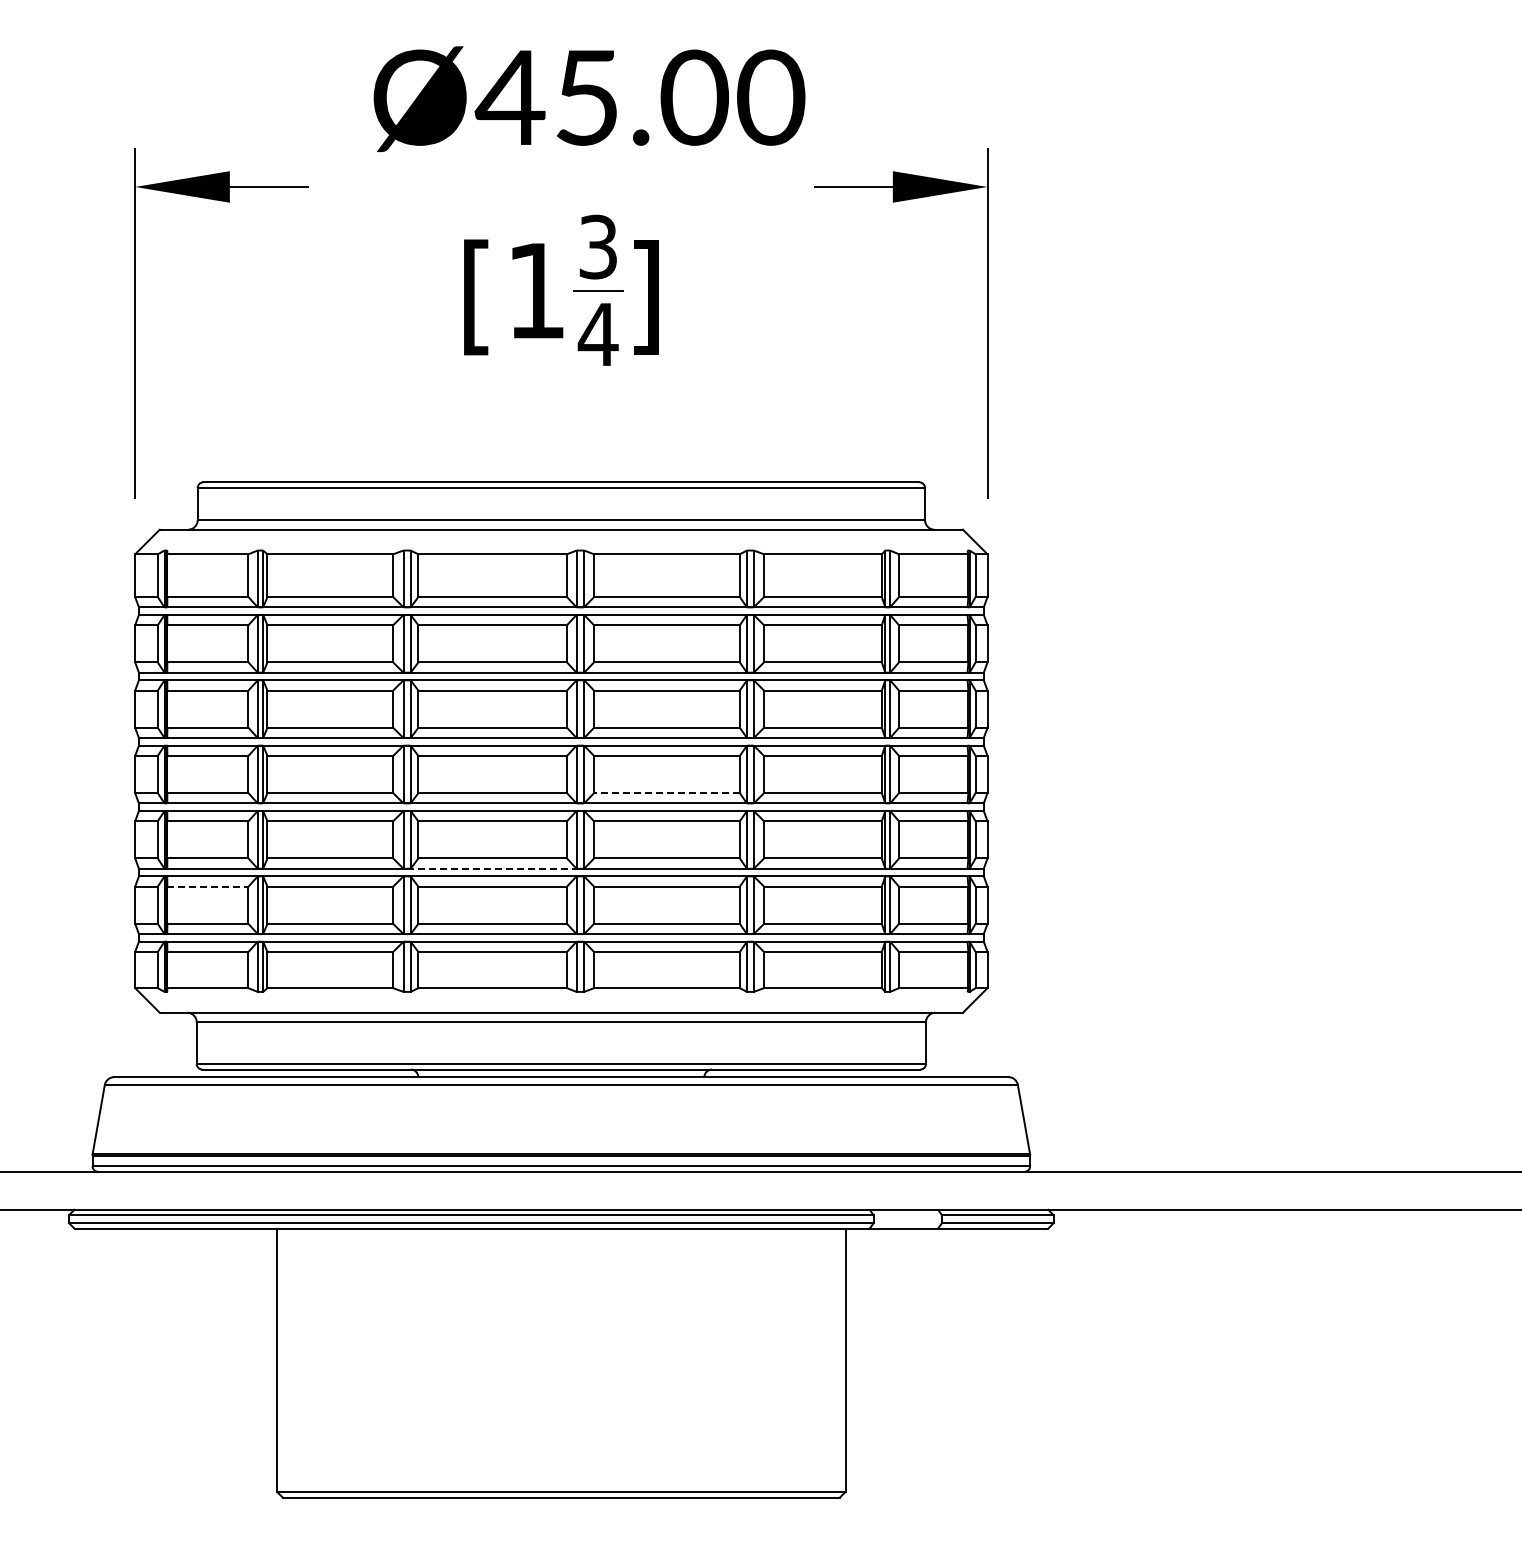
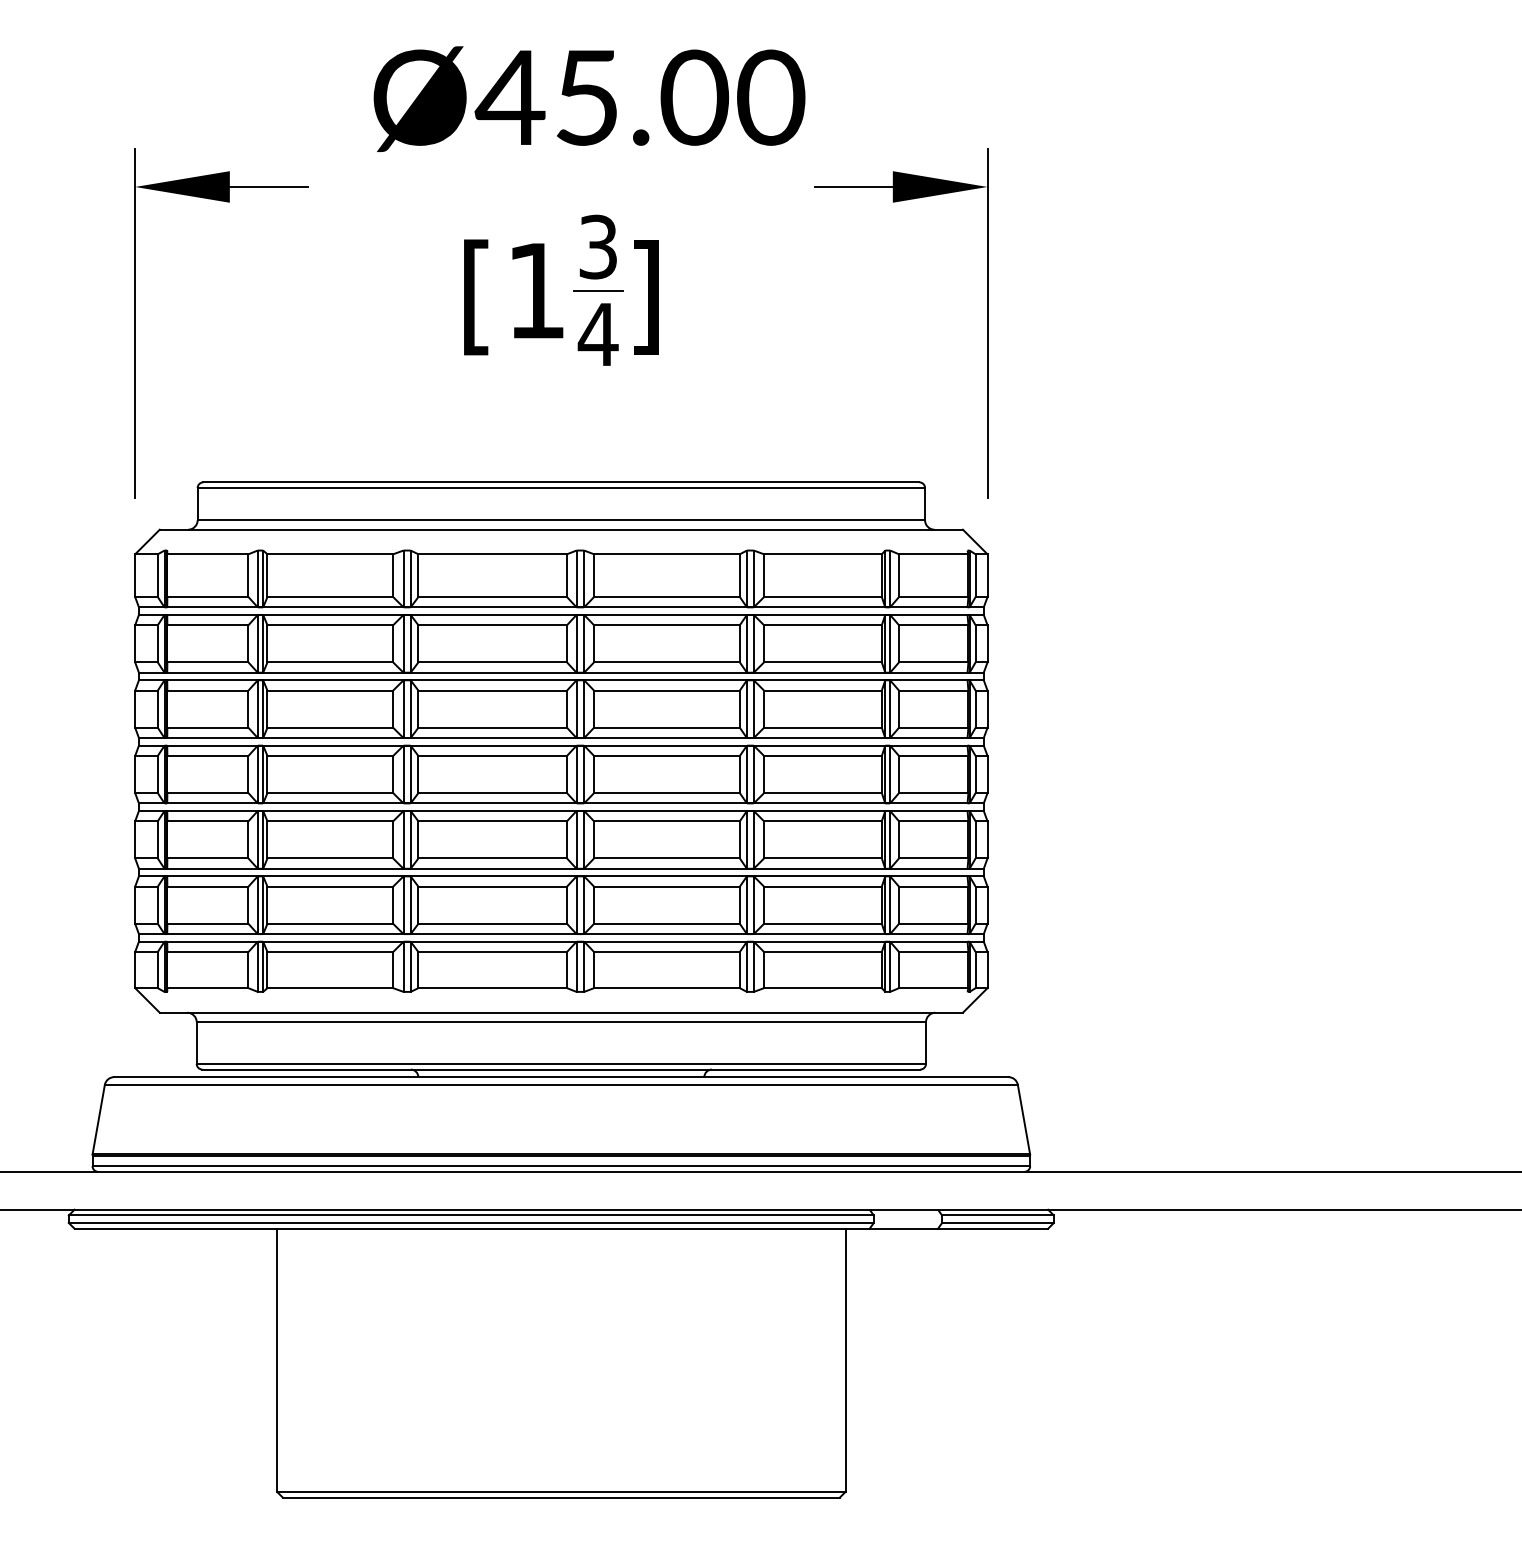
line: dashed -> solid (666, 793)
line: dashed -> solid (493, 868)
line: dashed -> solid (207, 886)
